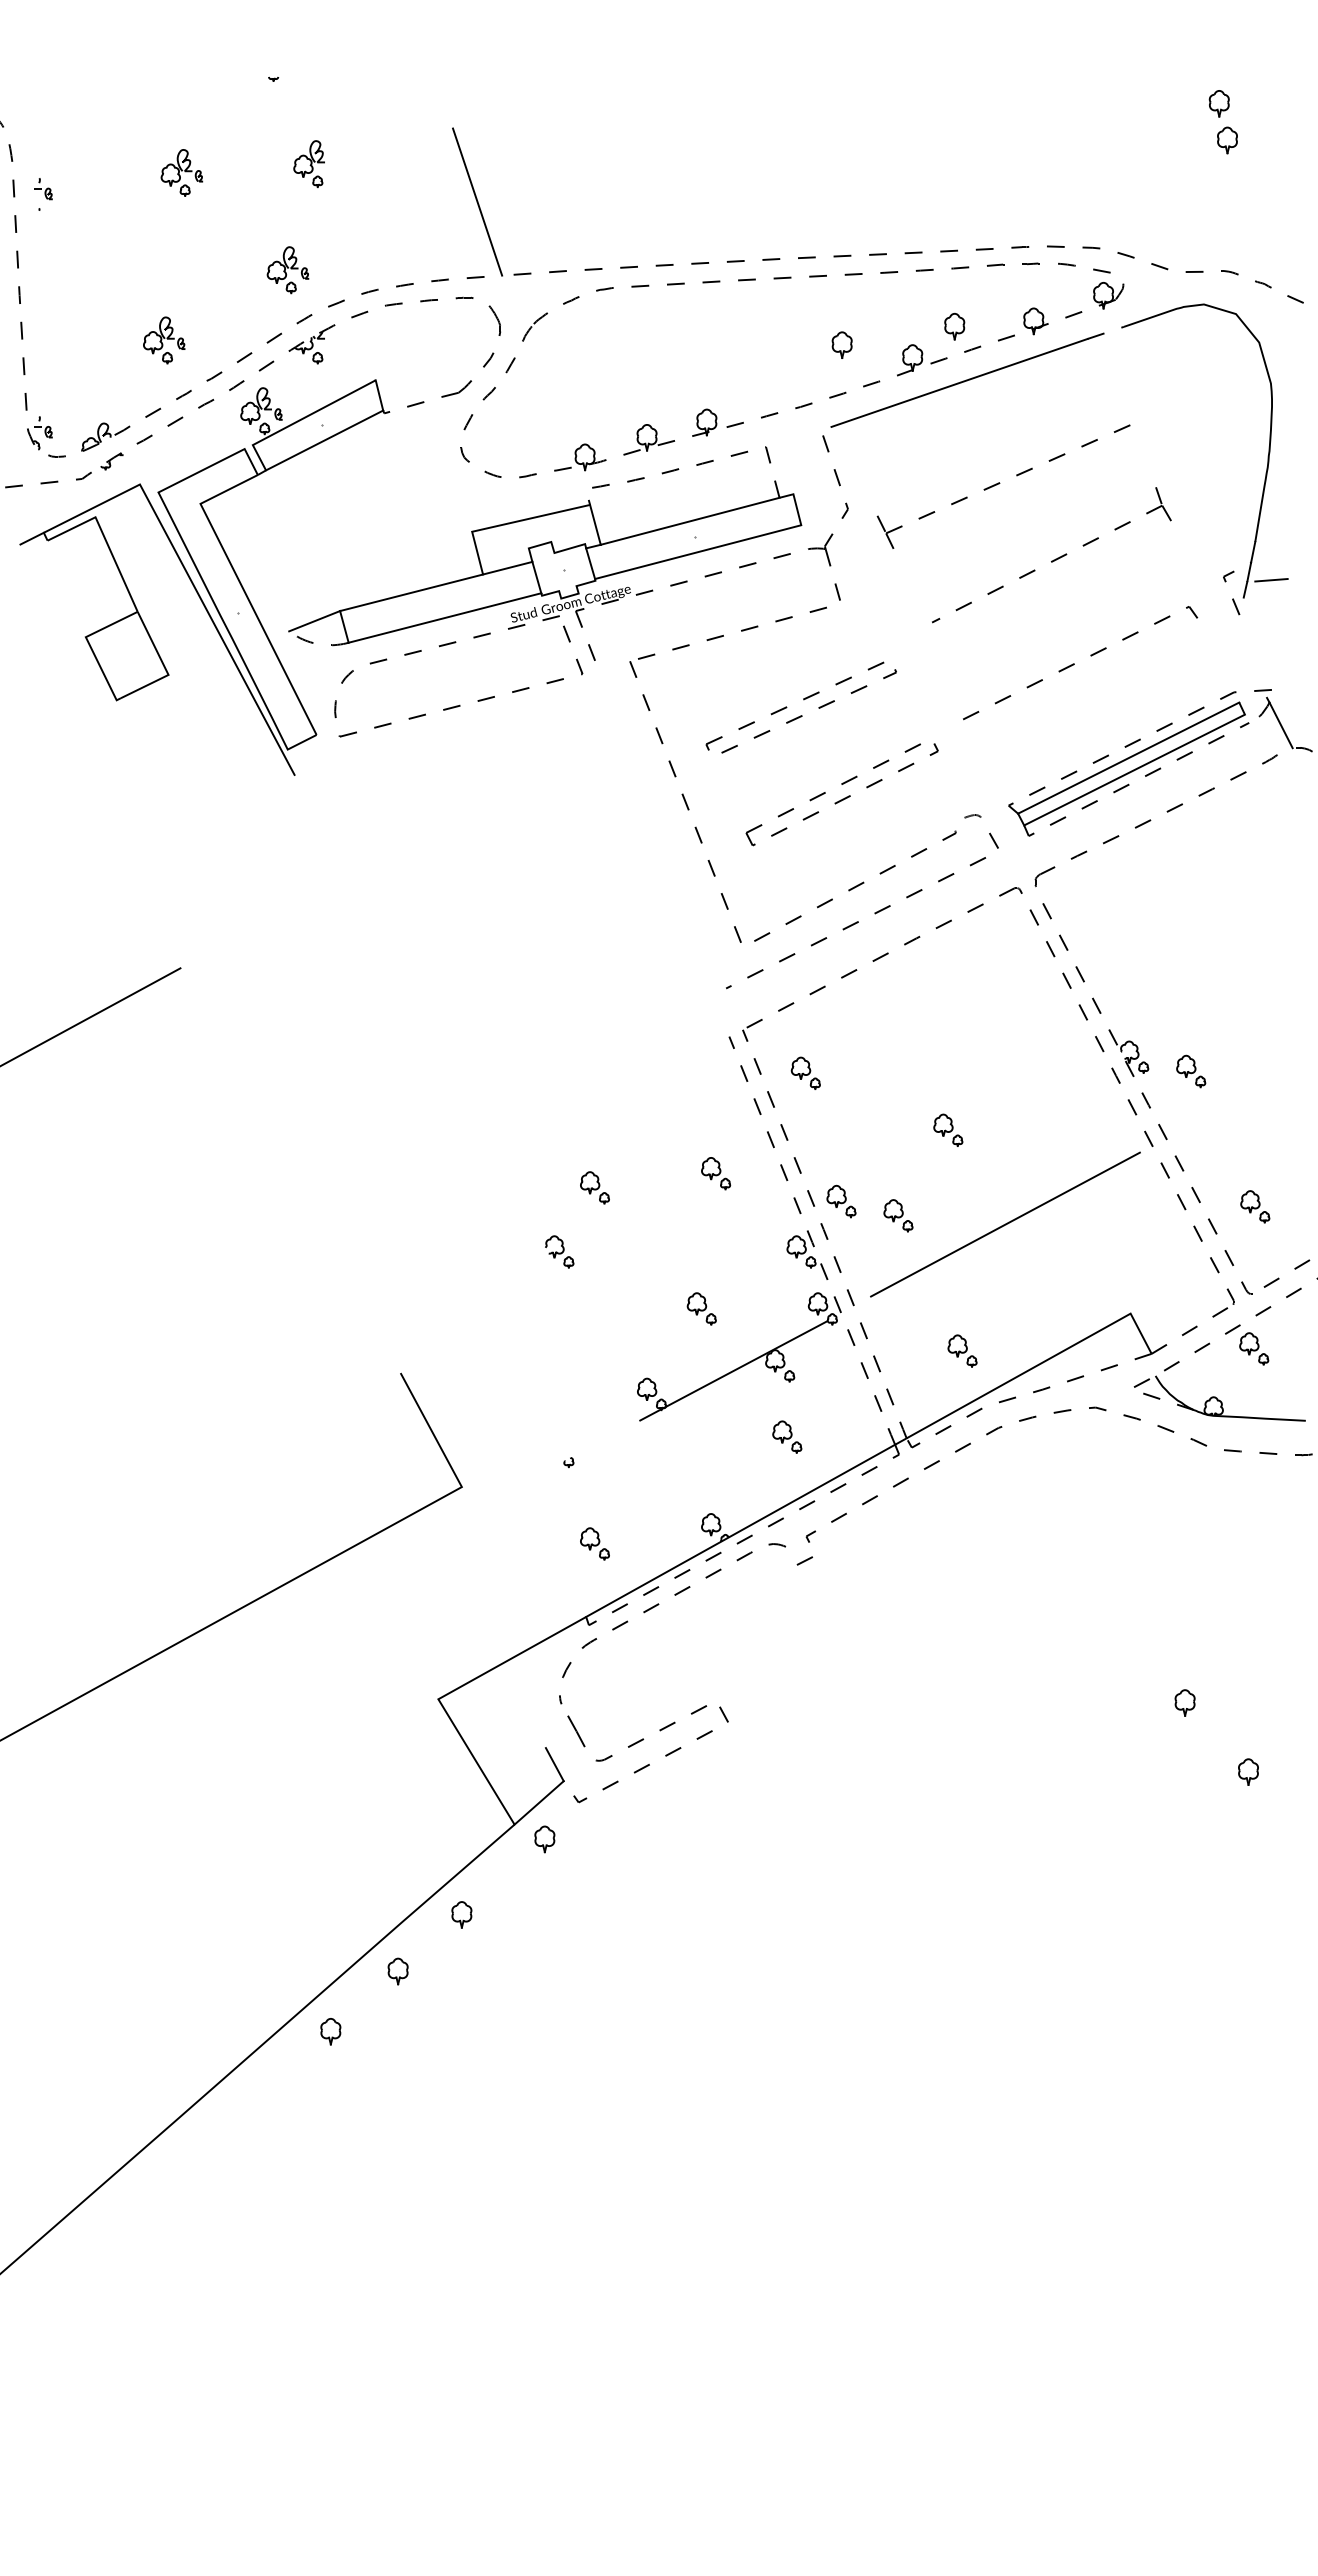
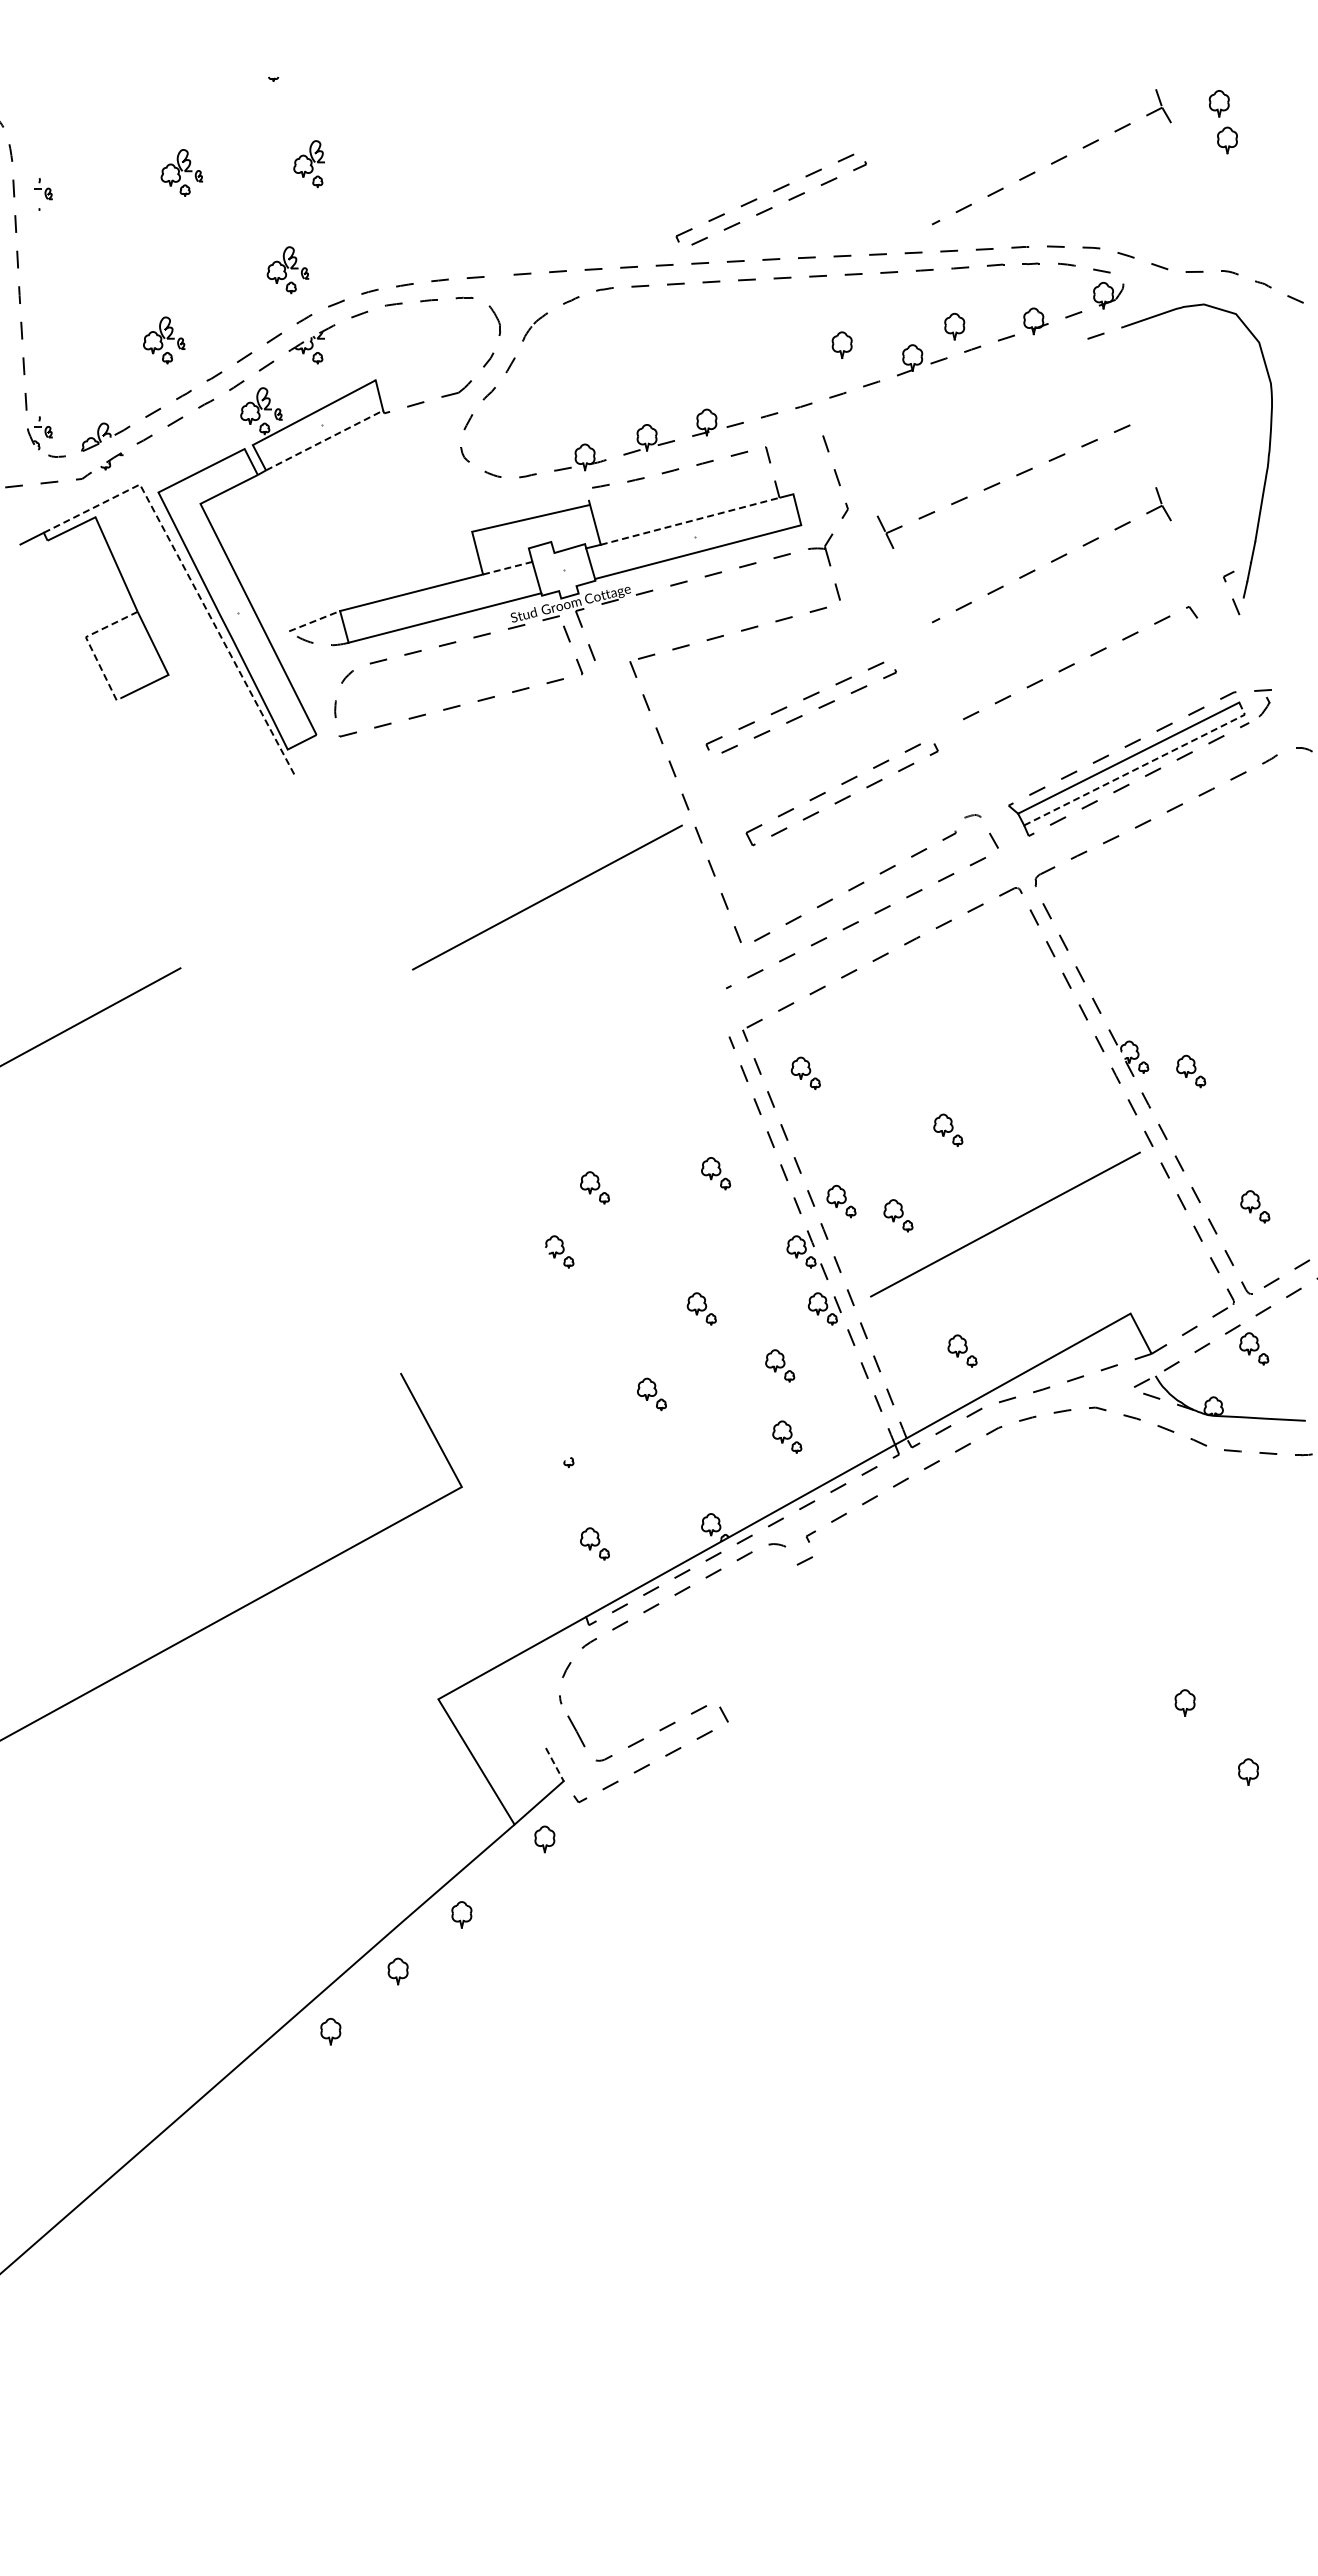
part: none -> present (1051, 157)
part: none -> present (773, 192)
line: present -> none (477, 201)
line: present -> none (959, 382)
line: solid -> dashed (324, 440)
line: solid -> dashed (690, 521)
line: solid -> dashed (508, 568)
line: present -> none (1271, 580)
line: solid -> dashed (192, 582)
line: solid -> dashed (315, 621)
line: solid -> dashed (89, 645)
line: present -> none (1280, 725)
line: solid -> dashed (1141, 766)
line: none -> present (547, 897)
line: present -> none (733, 1370)
line: solid -> dashed (554, 1764)
